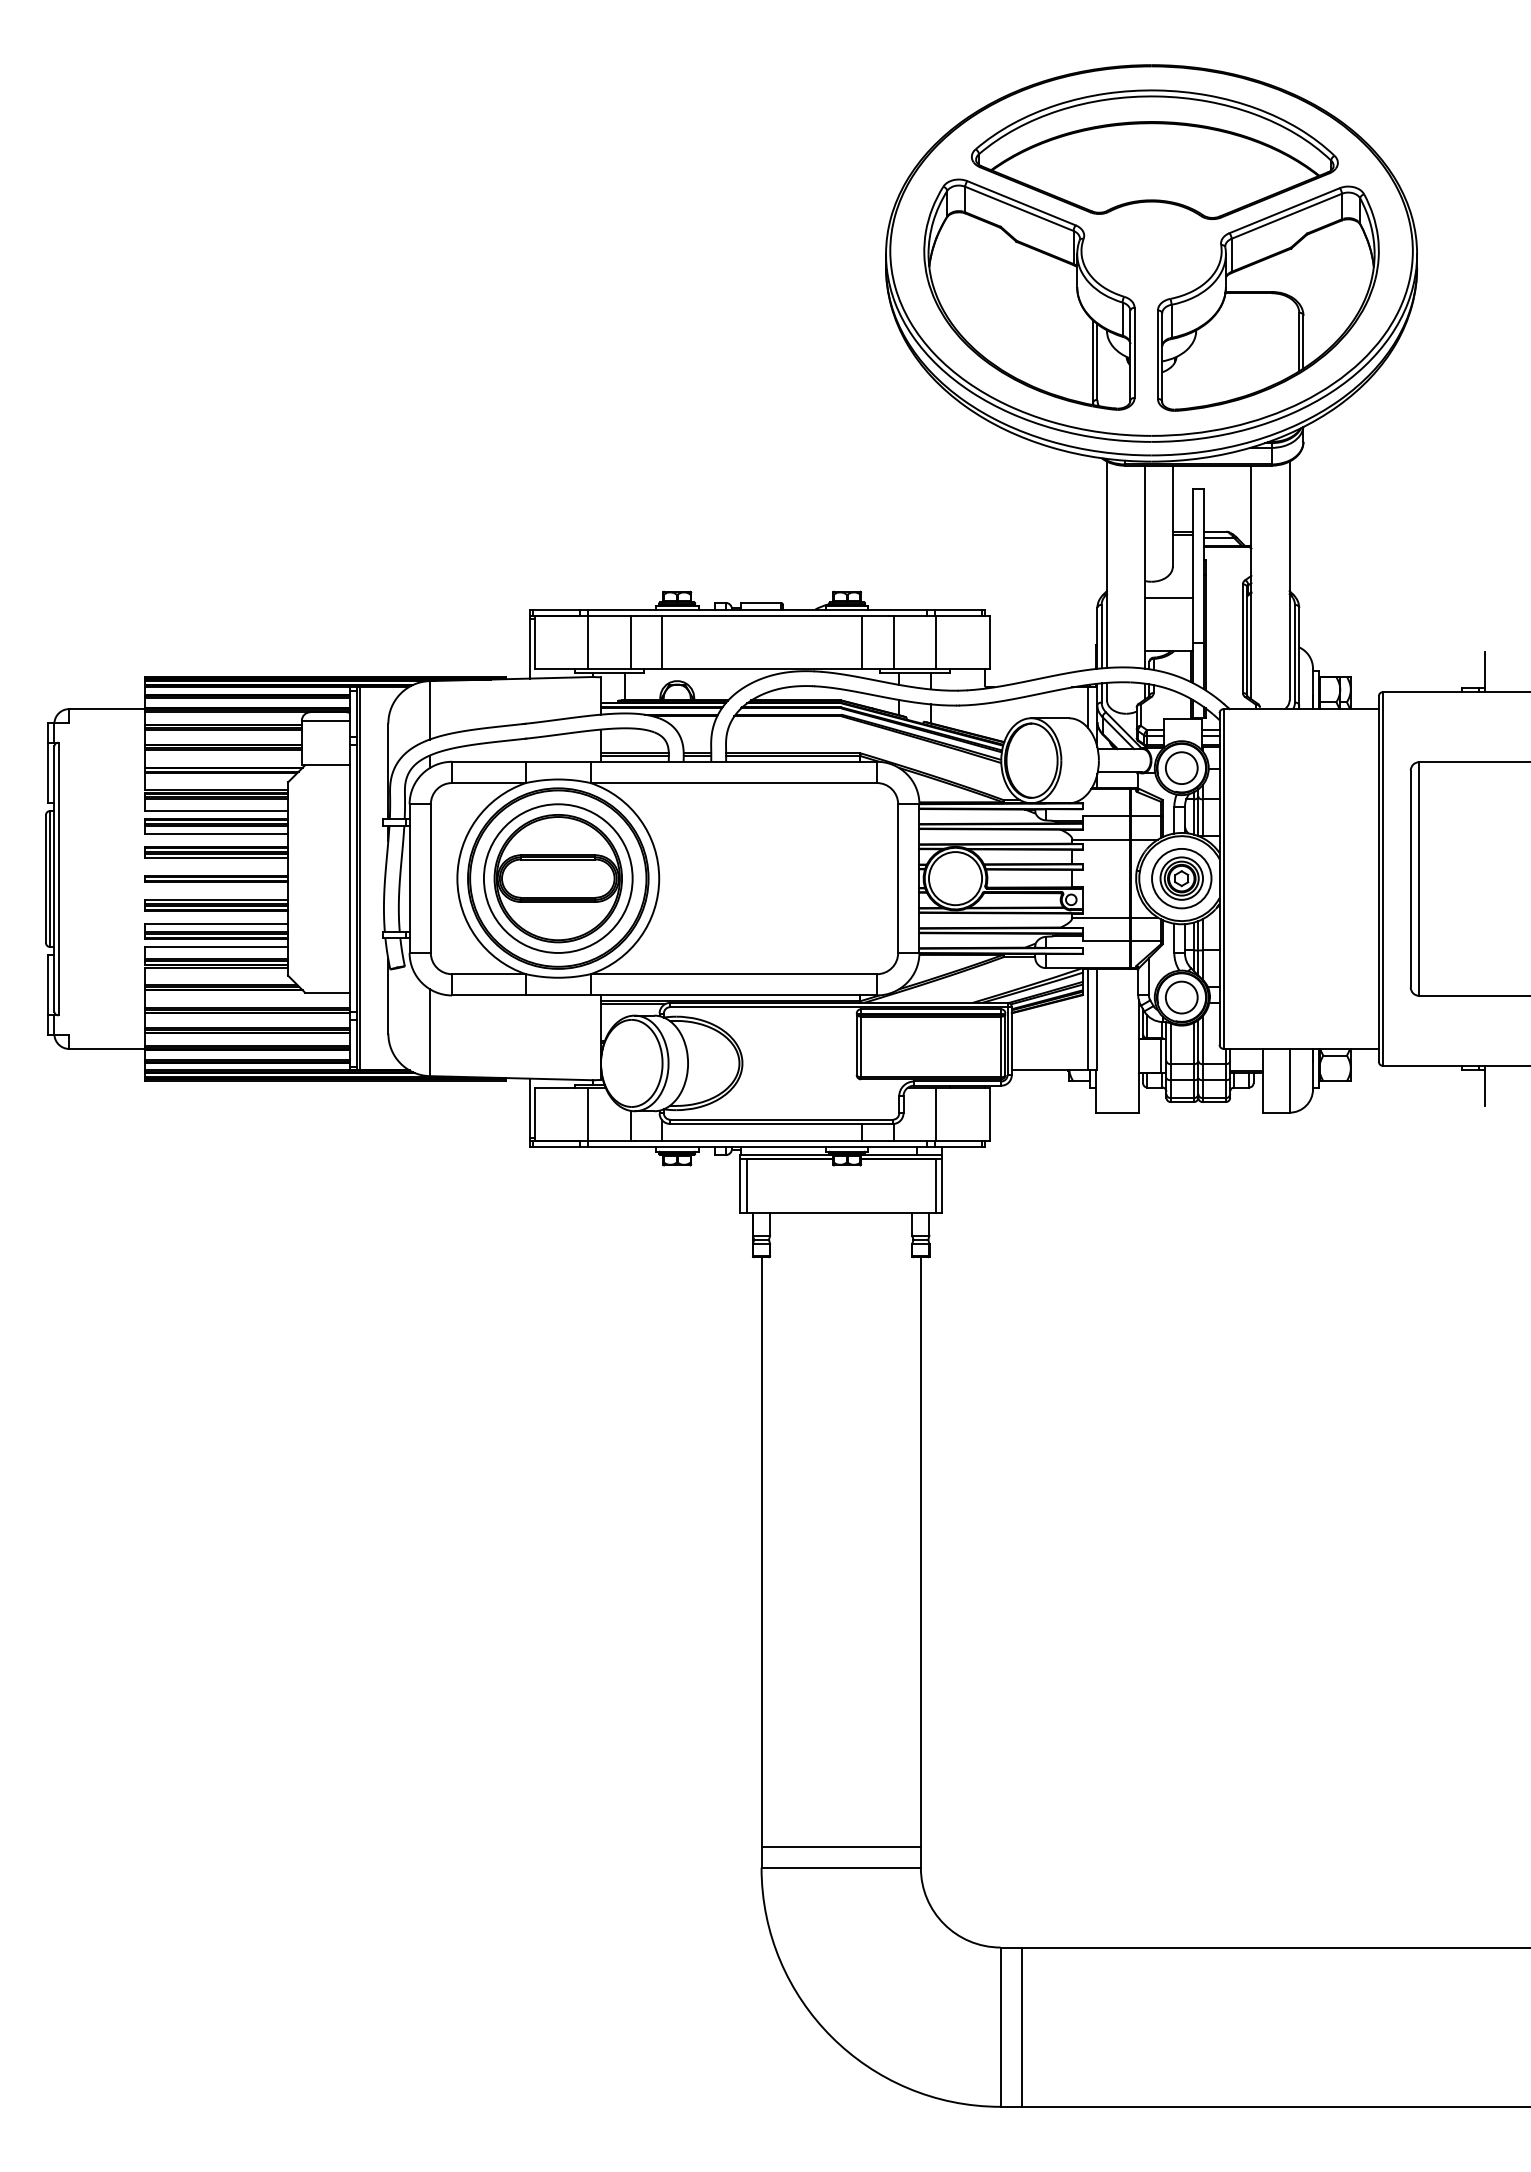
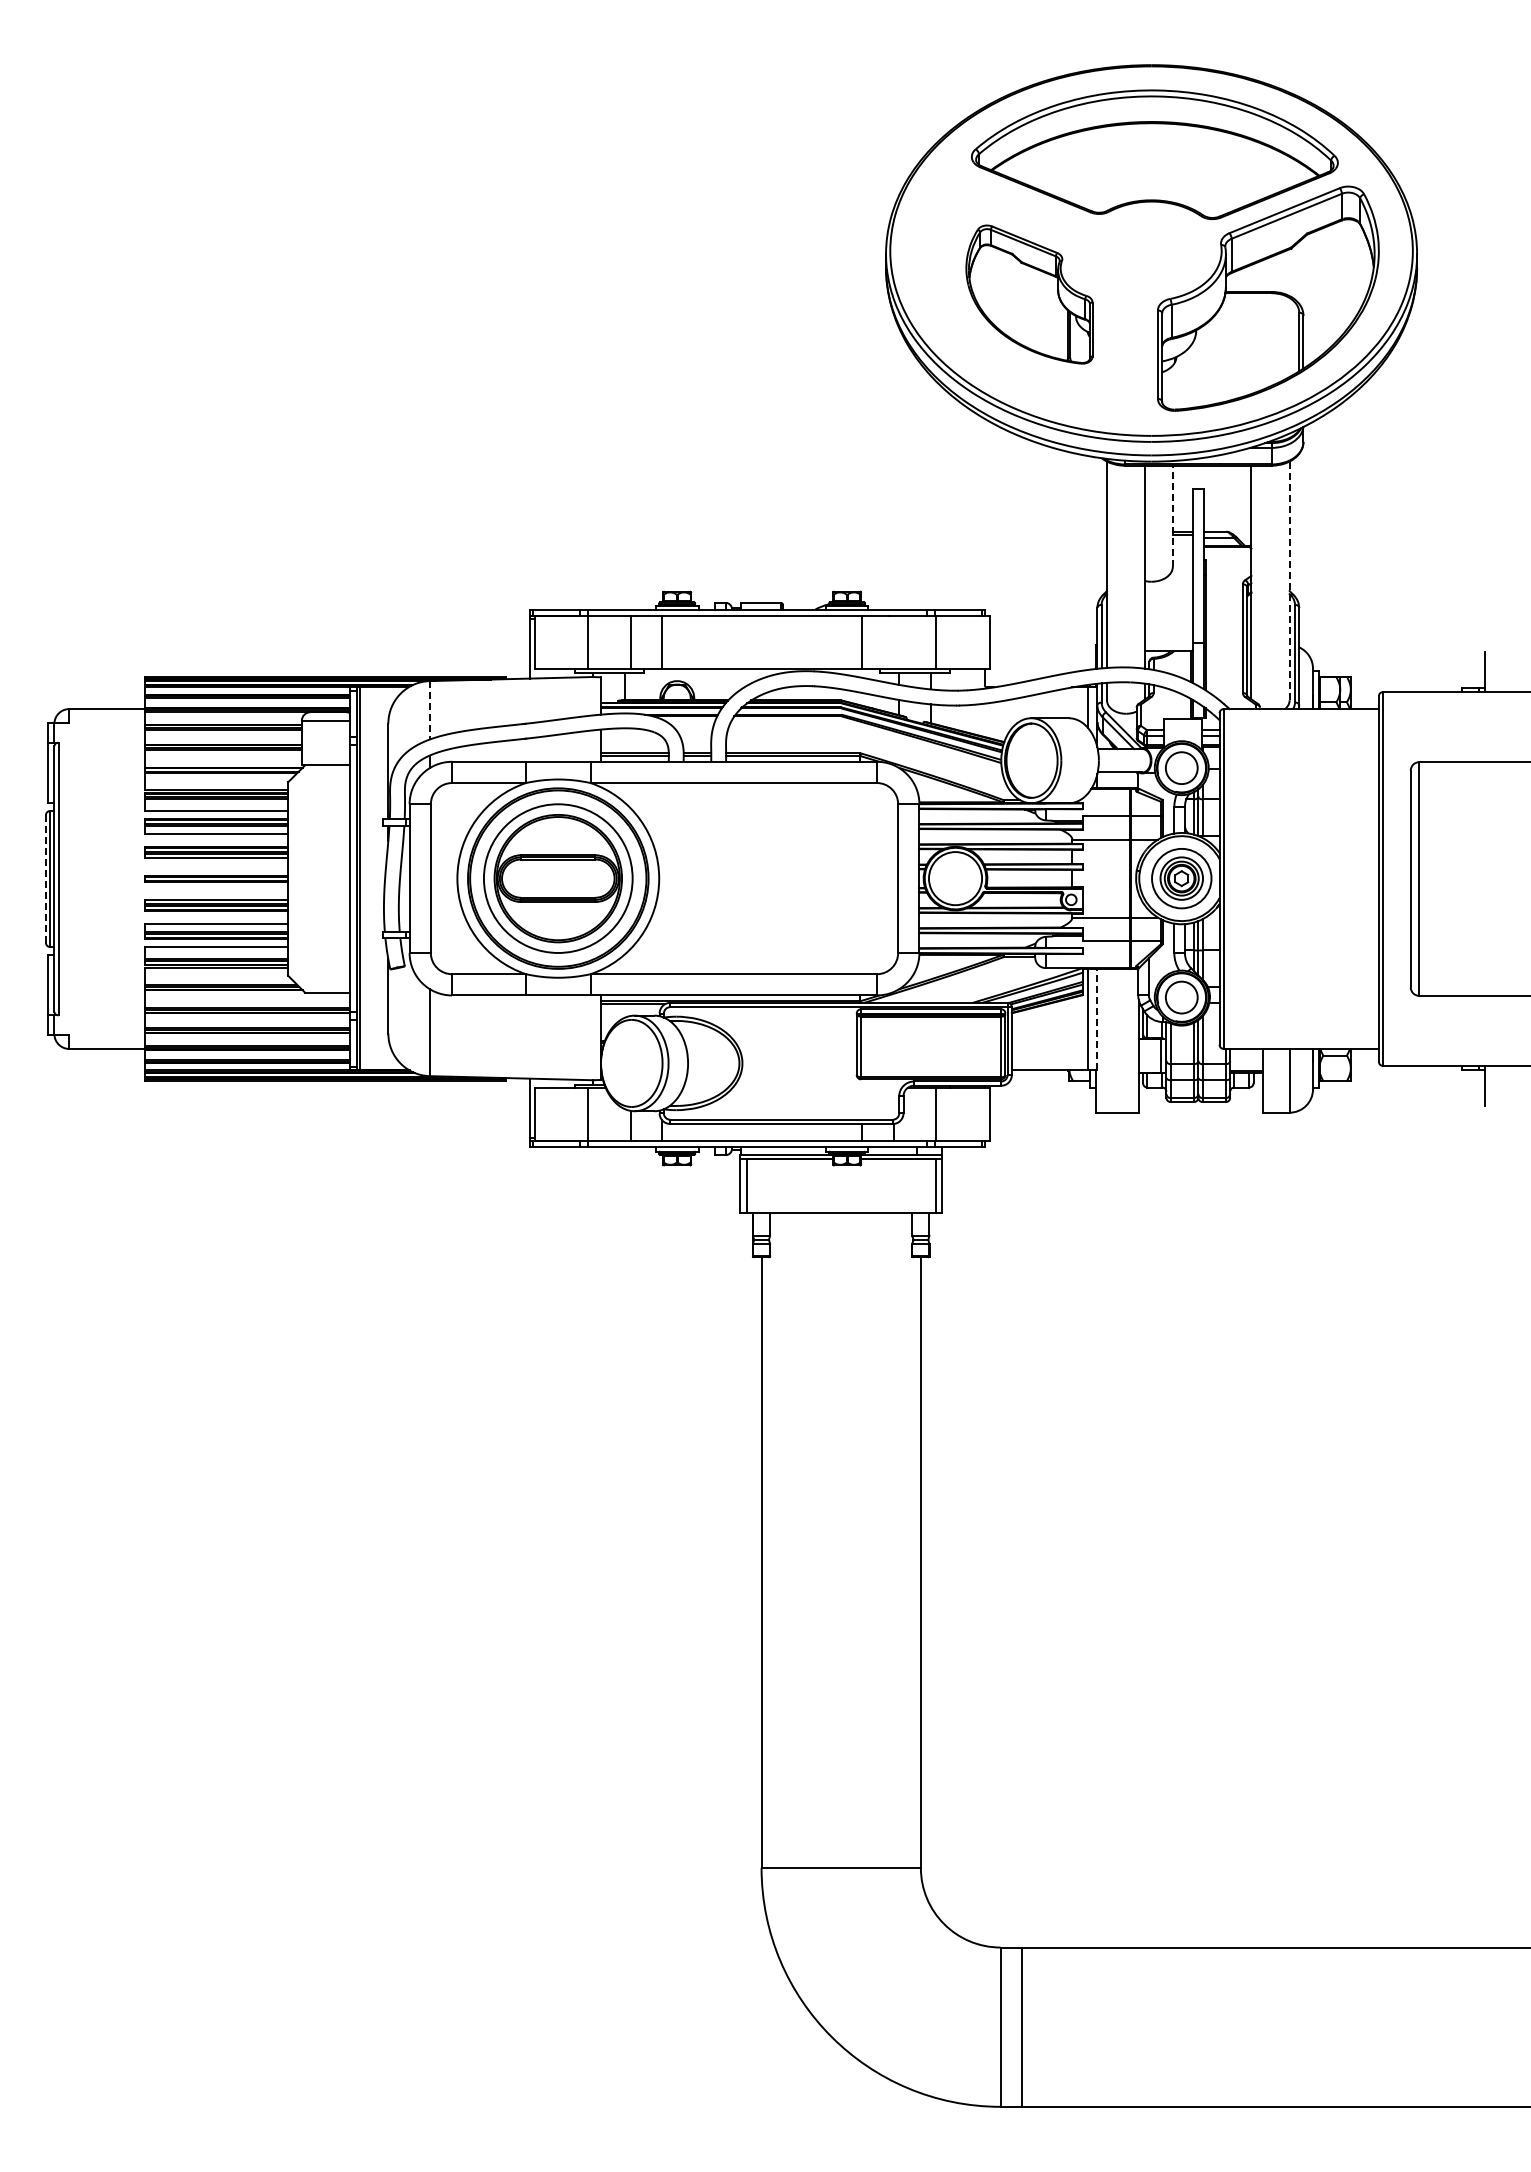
part size: 213x233 px -> 129x141 px (1029, 294)
line: solid -> dashed (1172, 516)
line: solid -> dashed (1289, 580)
line: present -> none (1169, 598)
line: present -> none (893, 642)
line: solid -> dashed (429, 710)
line: solid -> dashed (45, 879)
line: solid -> dashed (1097, 1018)
line: present -> none (840, 1846)
